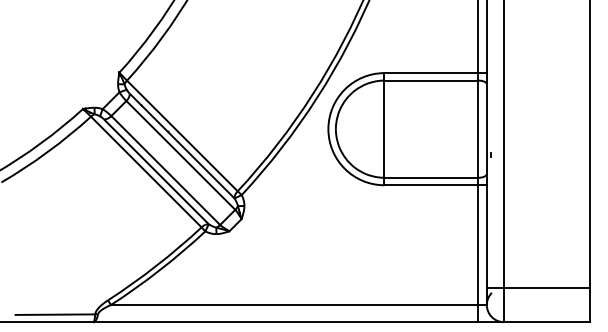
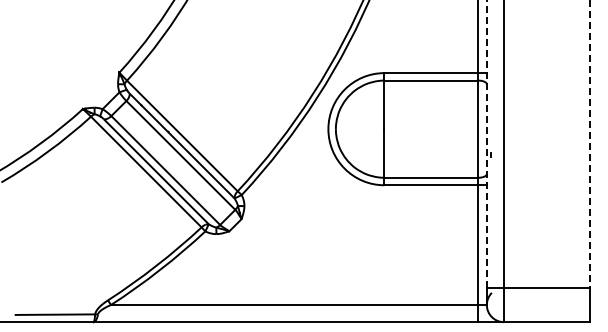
line: solid -> dashed (486, 143)
line: solid -> dashed (589, 144)
